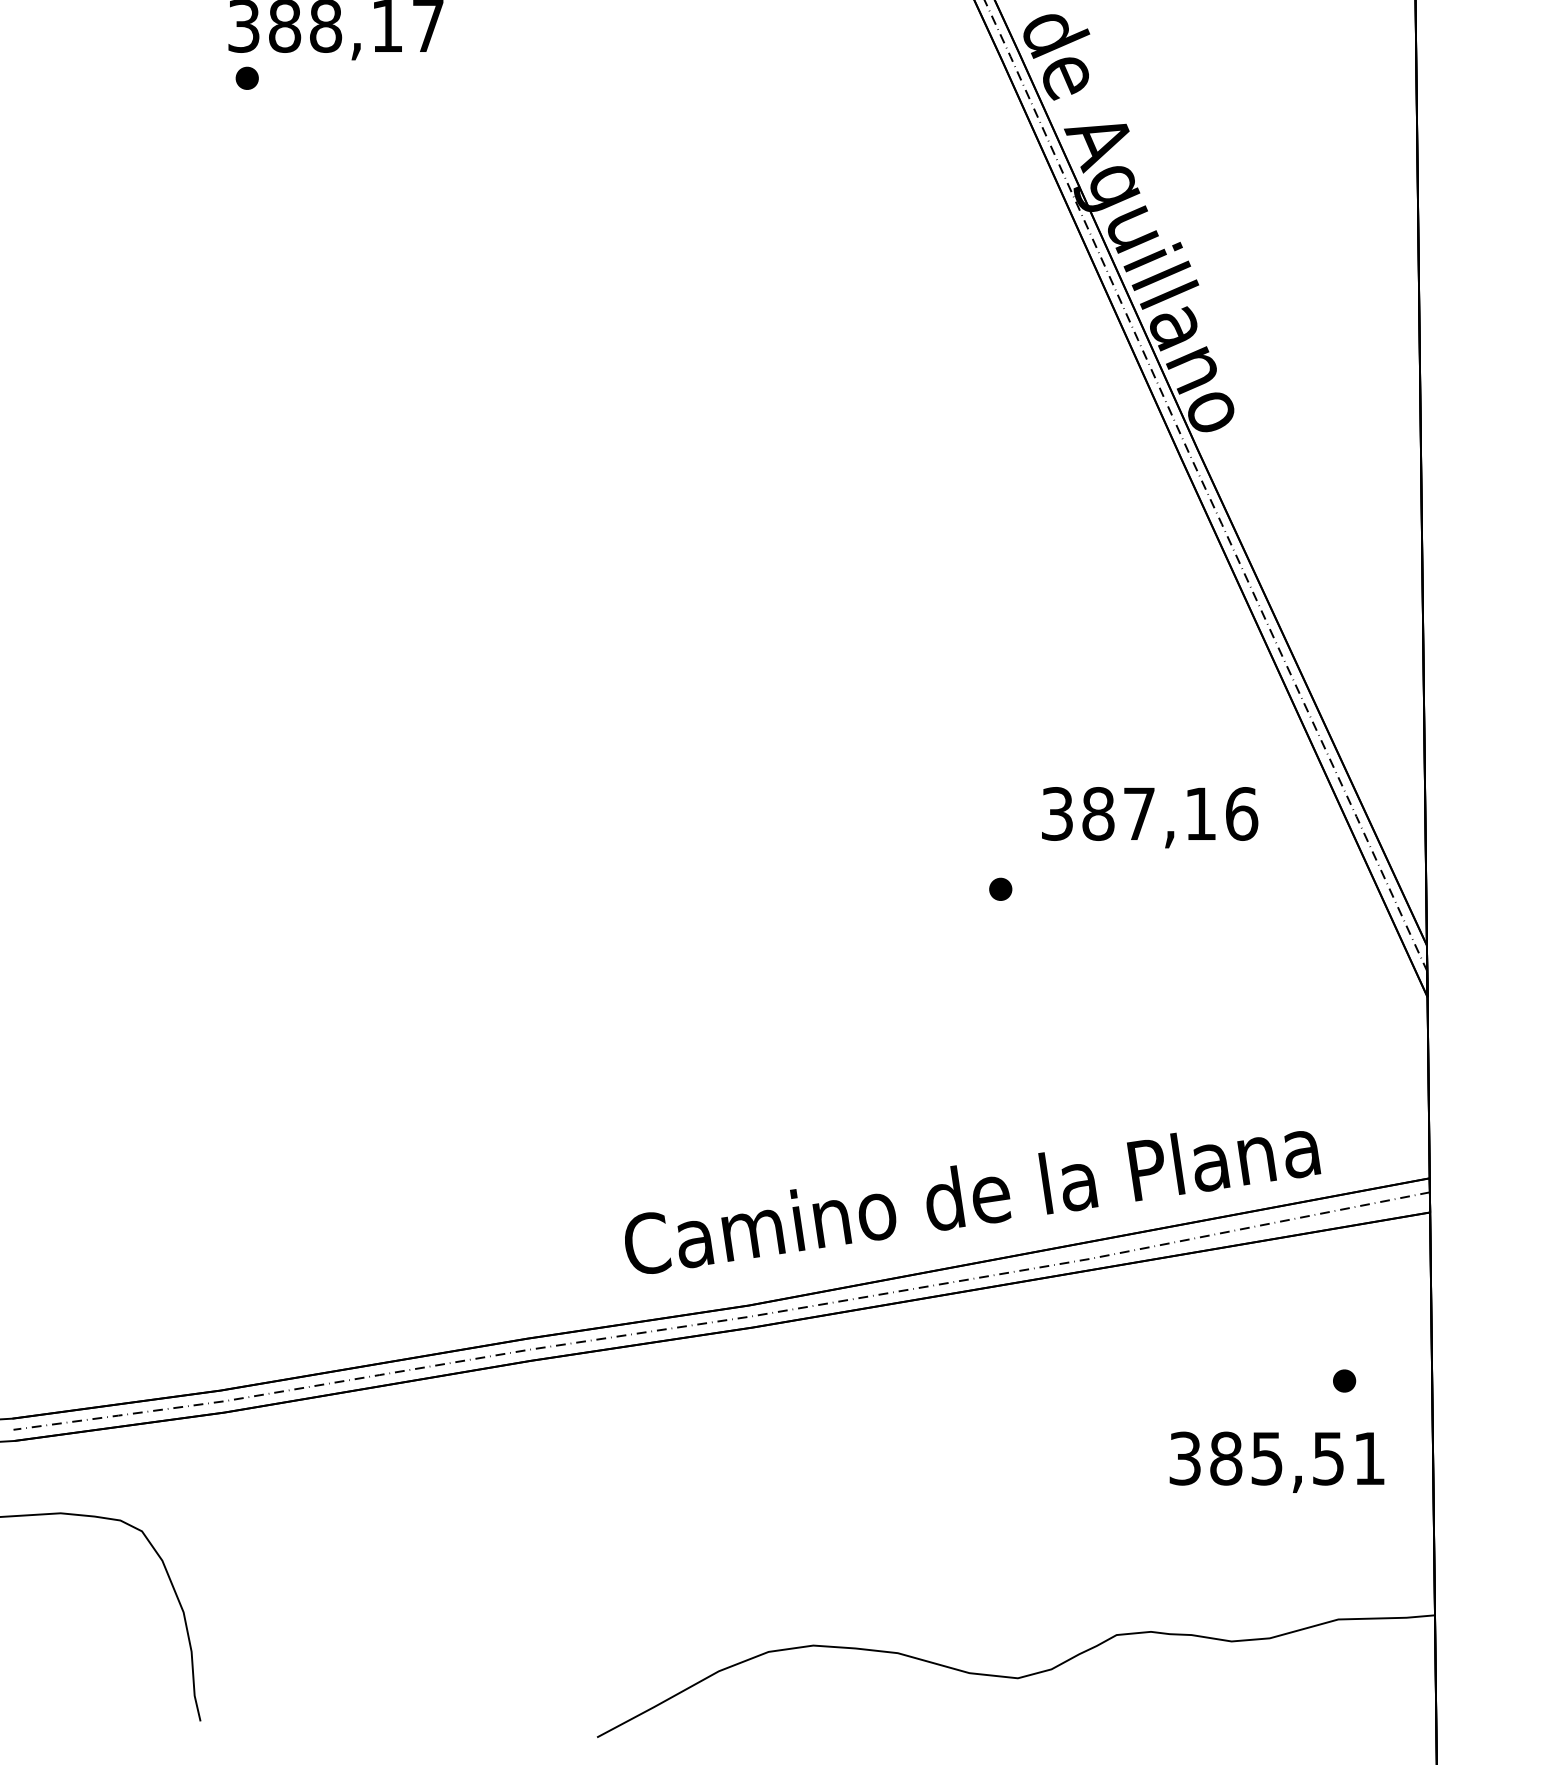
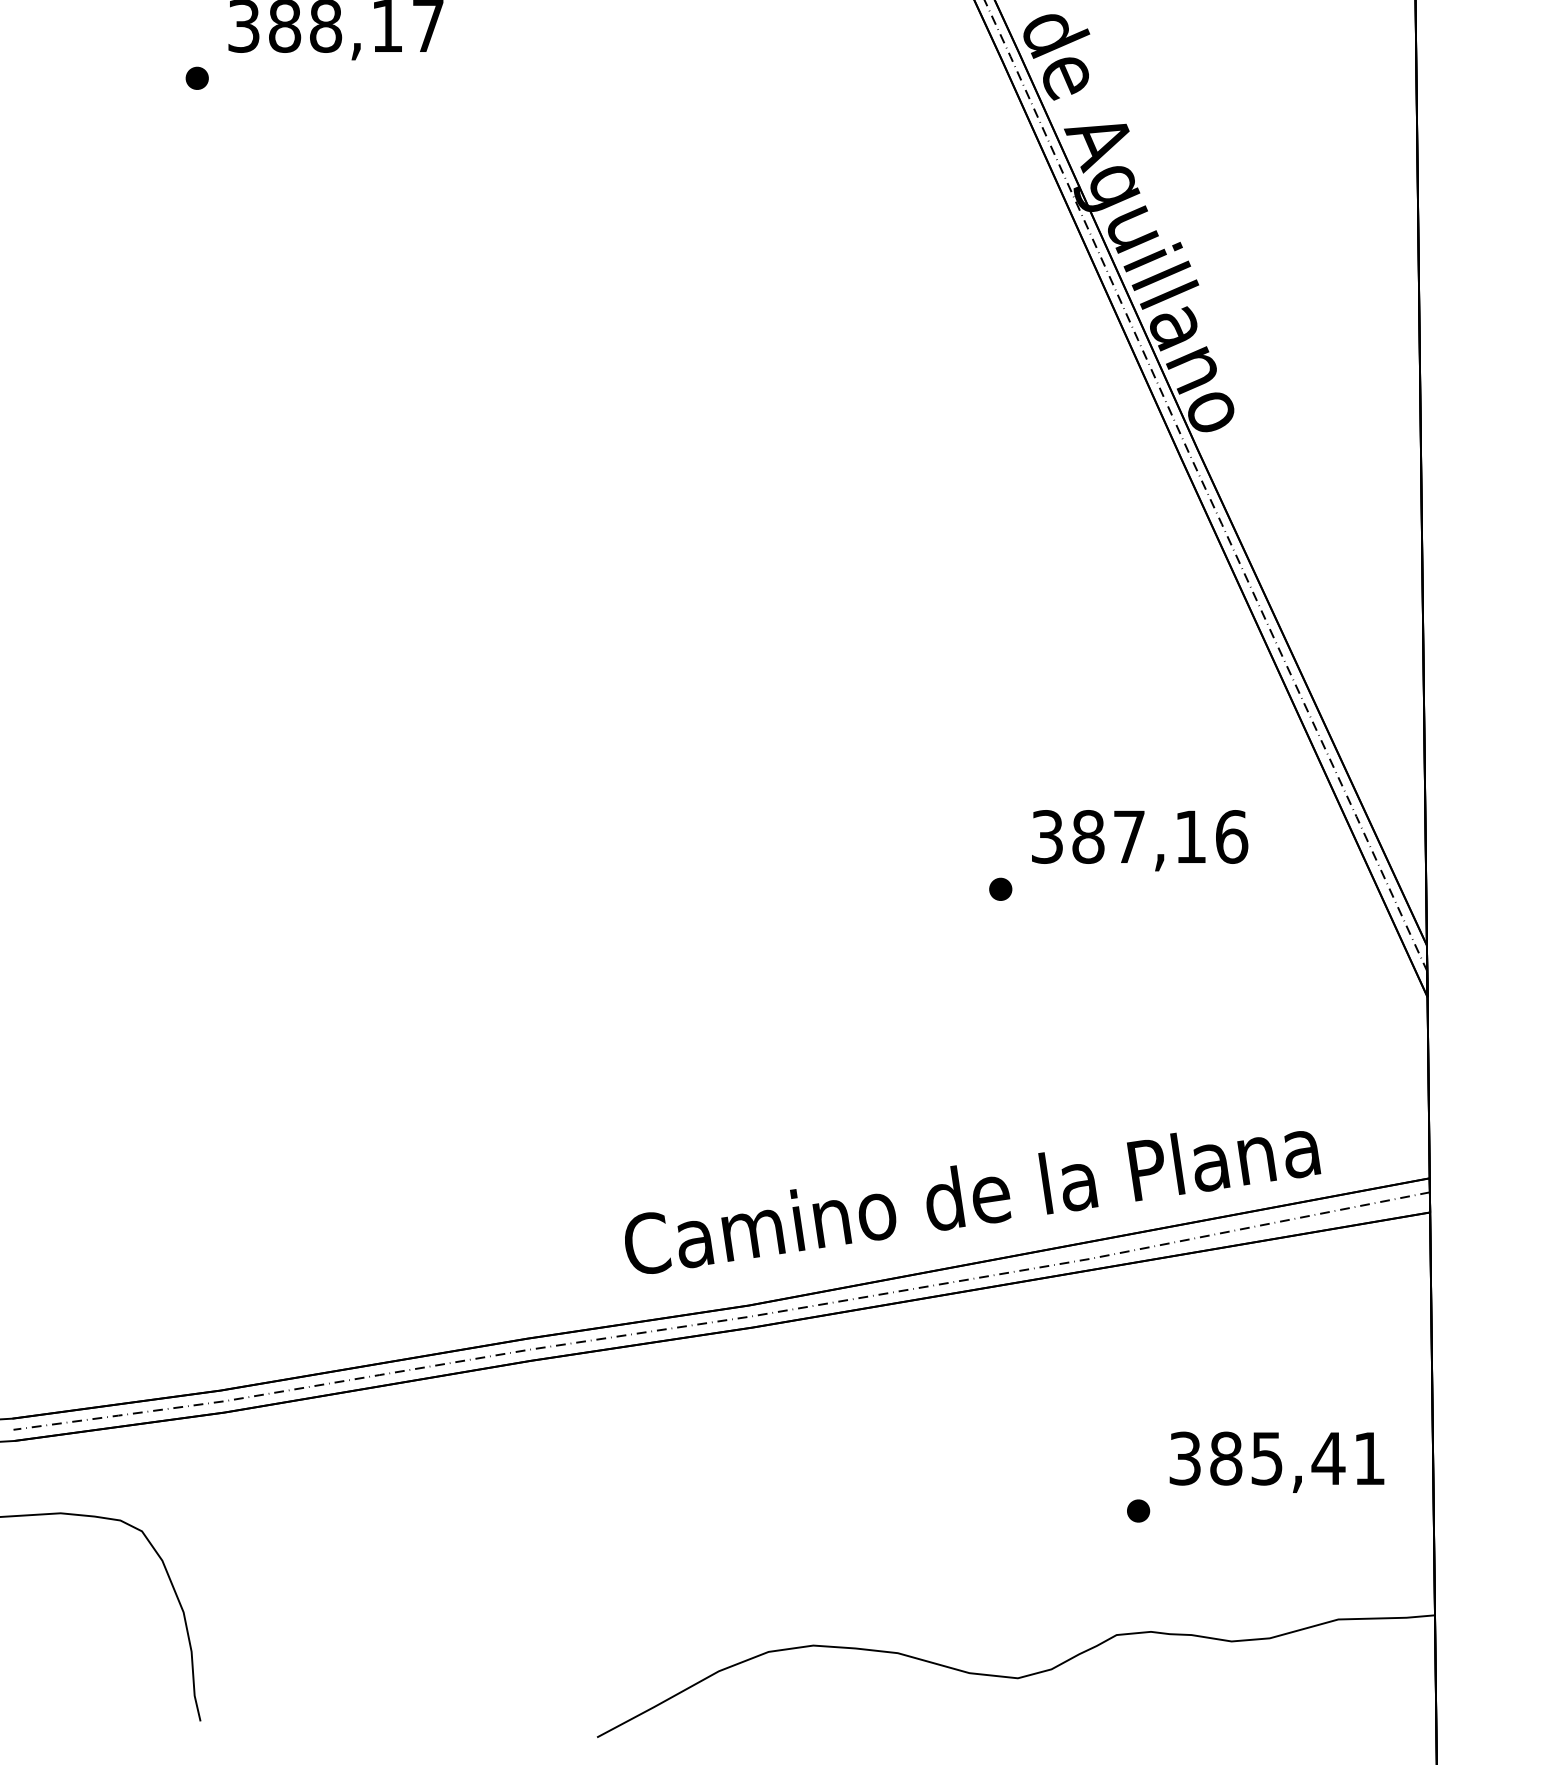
part position: (246, 77) -> (196, 77) (196, 77)
text position: (1150, 817) -> (1140, 840) (1140, 840)
part position: (1344, 1380) -> (1138, 1510) (1138, 1510)
text: 385,51 -> 385,41 (1328, 1458)
